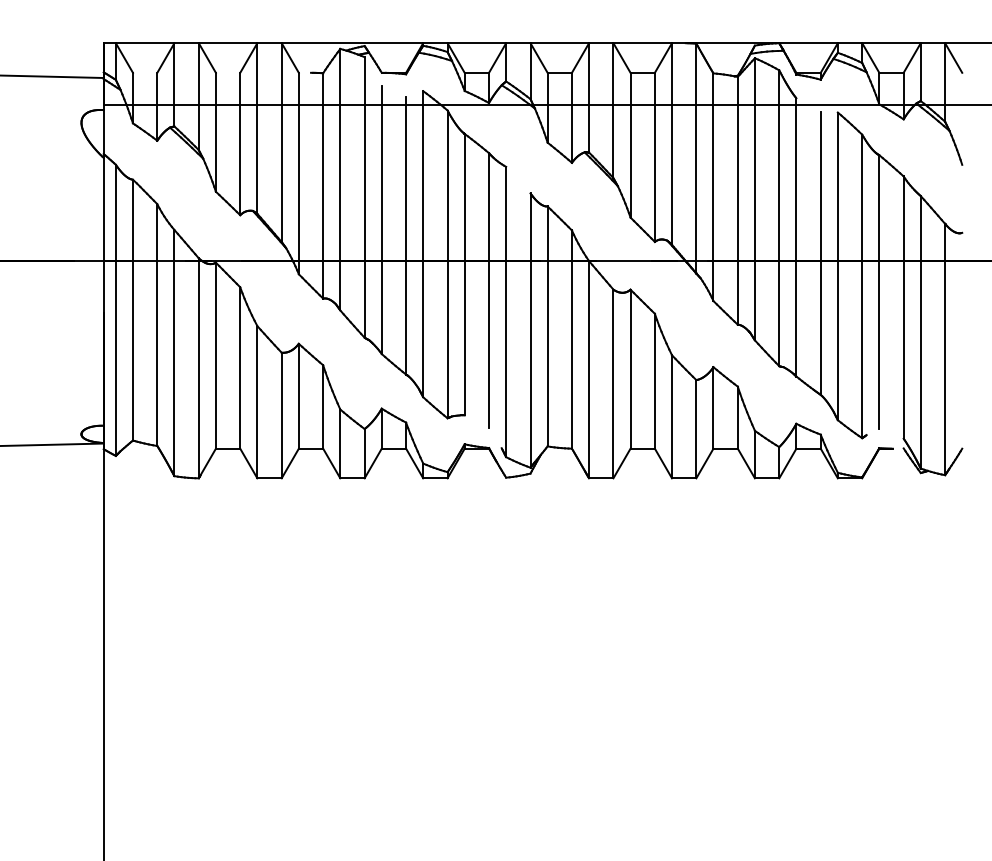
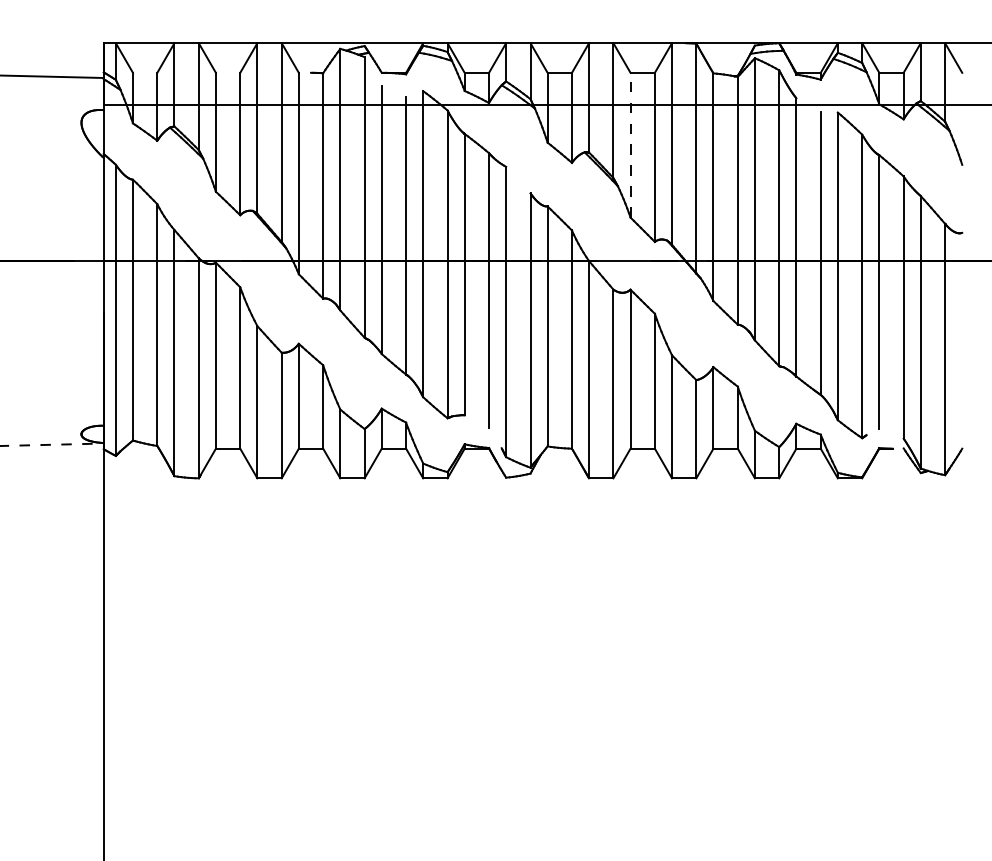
line: solid -> dashed (630, 144)
line: solid -> dashed (52, 444)
